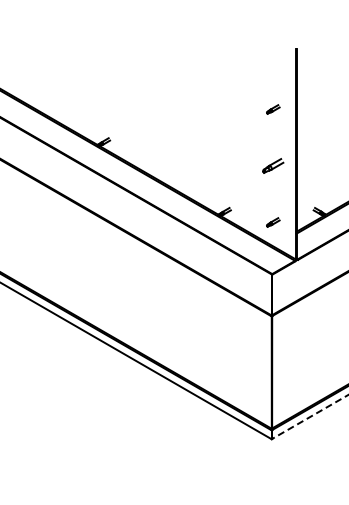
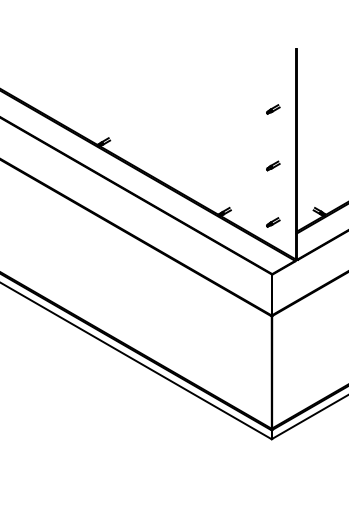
part size: 23x16 px -> 15x12 px (273, 165)
line: dashed -> solid (310, 416)
